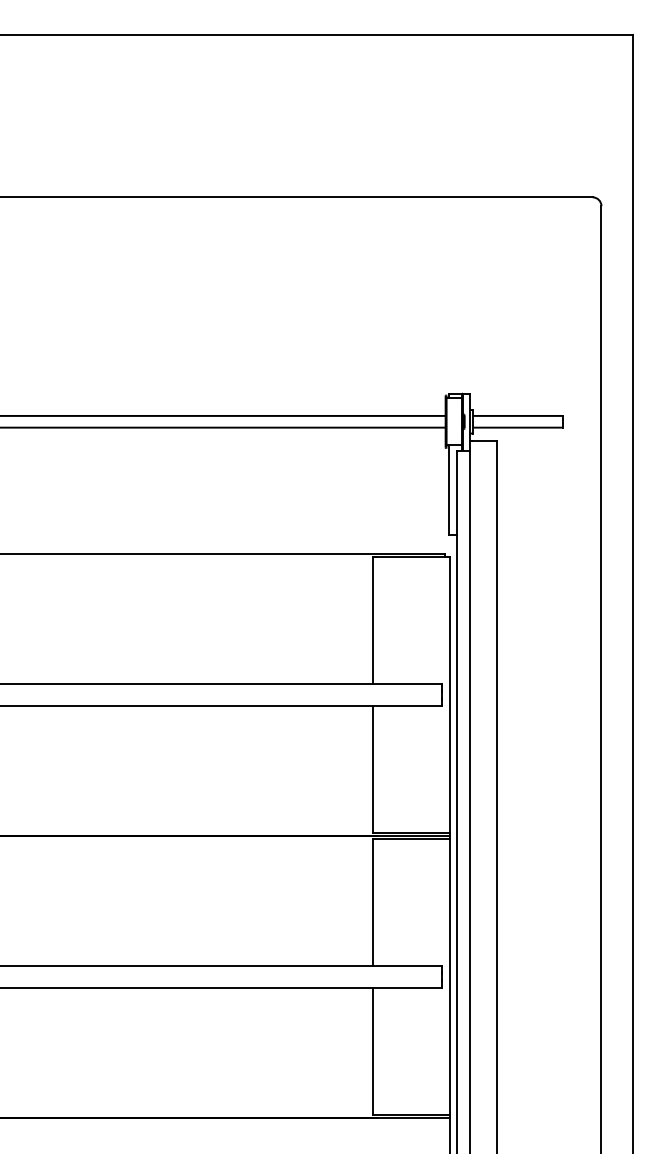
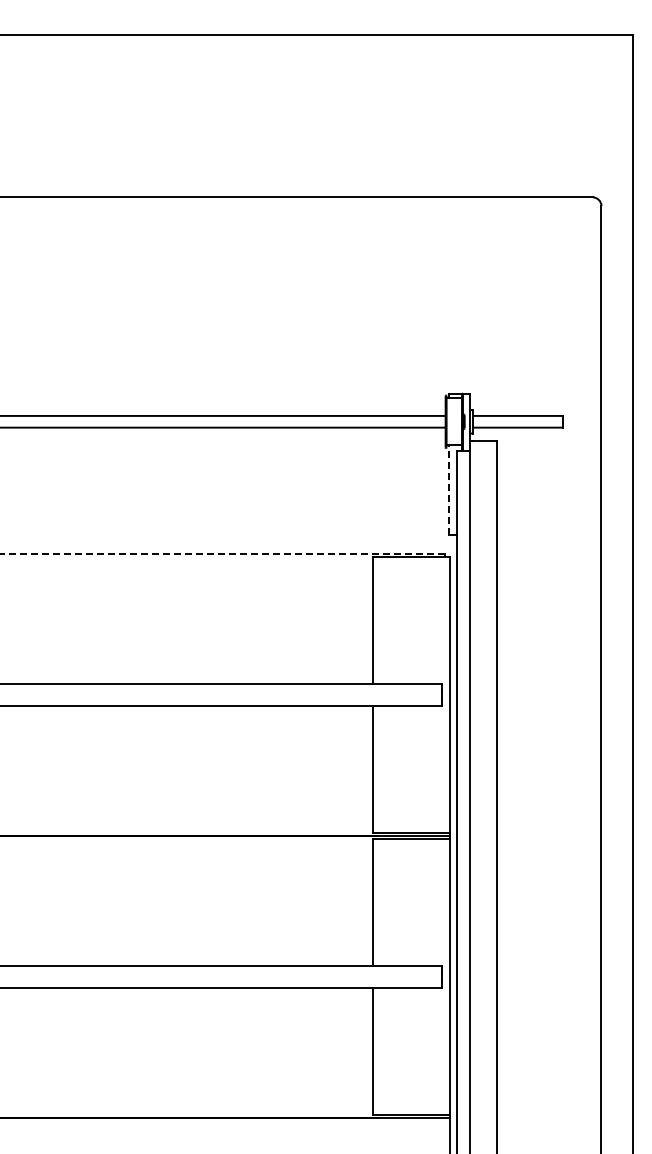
line: solid -> dashed (449, 490)
line: solid -> dashed (221, 554)
